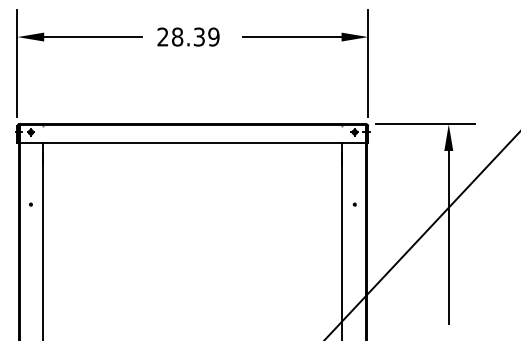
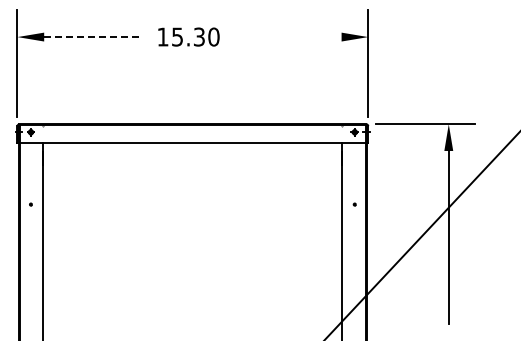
text: 28.39 -> 15.30 (188, 36)
line: solid -> dashed (93, 37)
line: present -> none (292, 37)
